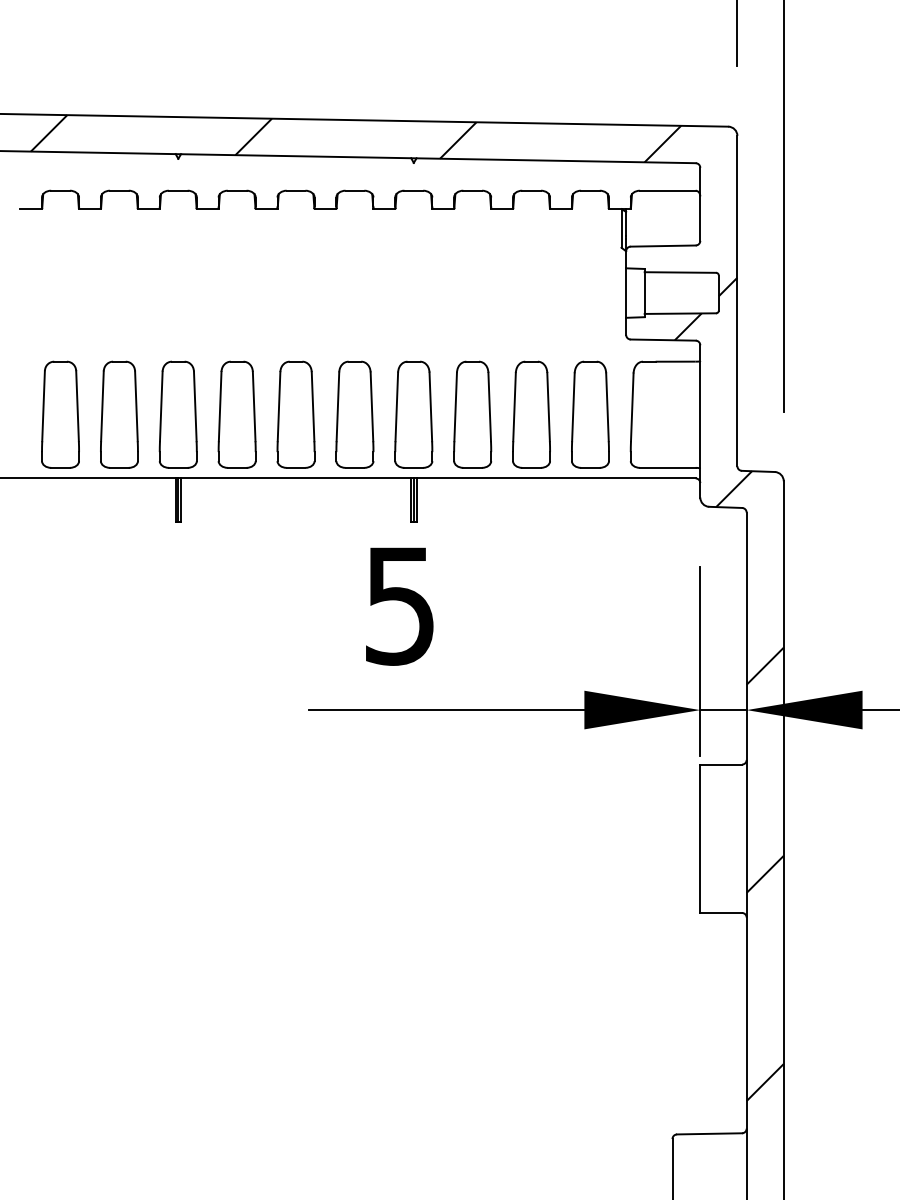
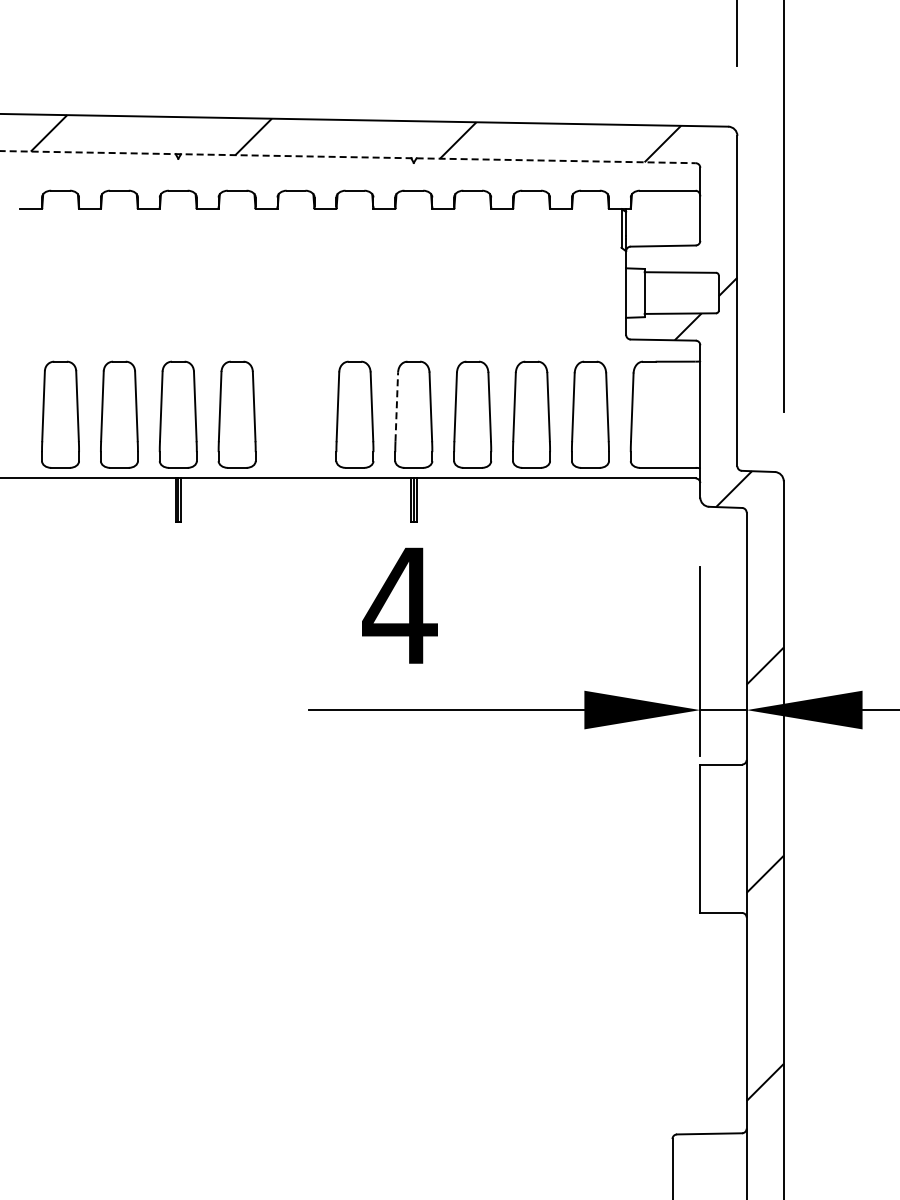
line: solid -> dashed (348, 157)
line: solid -> dashed (396, 406)
part: present -> none (295, 414)
text: 5 -> 4 (399, 606)
